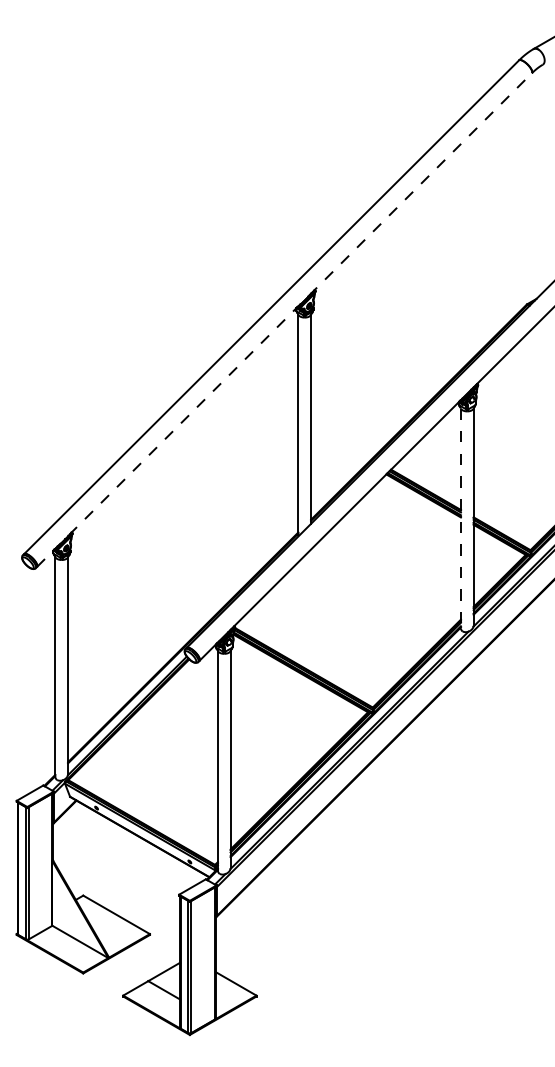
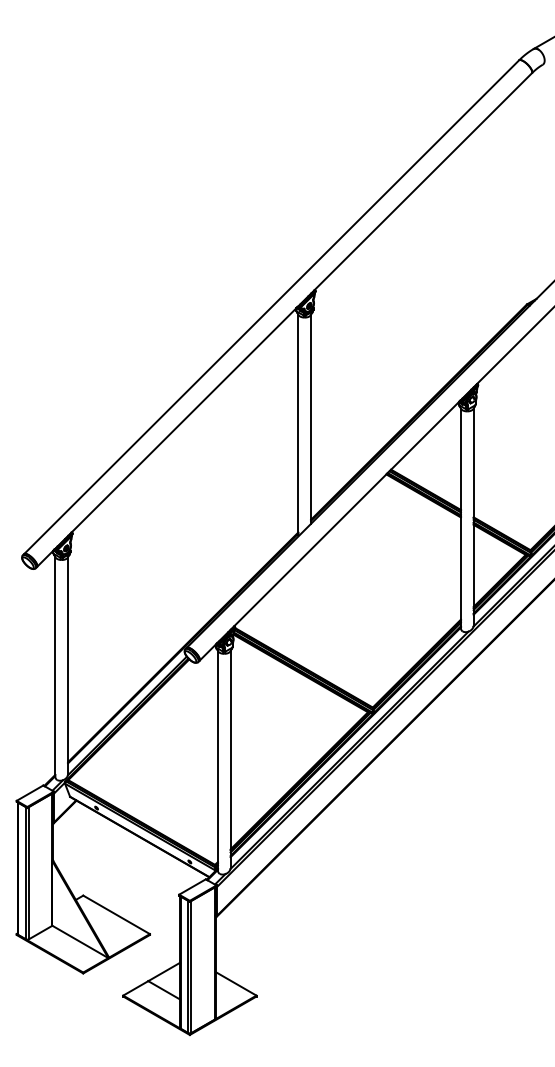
line: dashed -> solid (284, 320)
line: dashed -> solid (460, 518)
